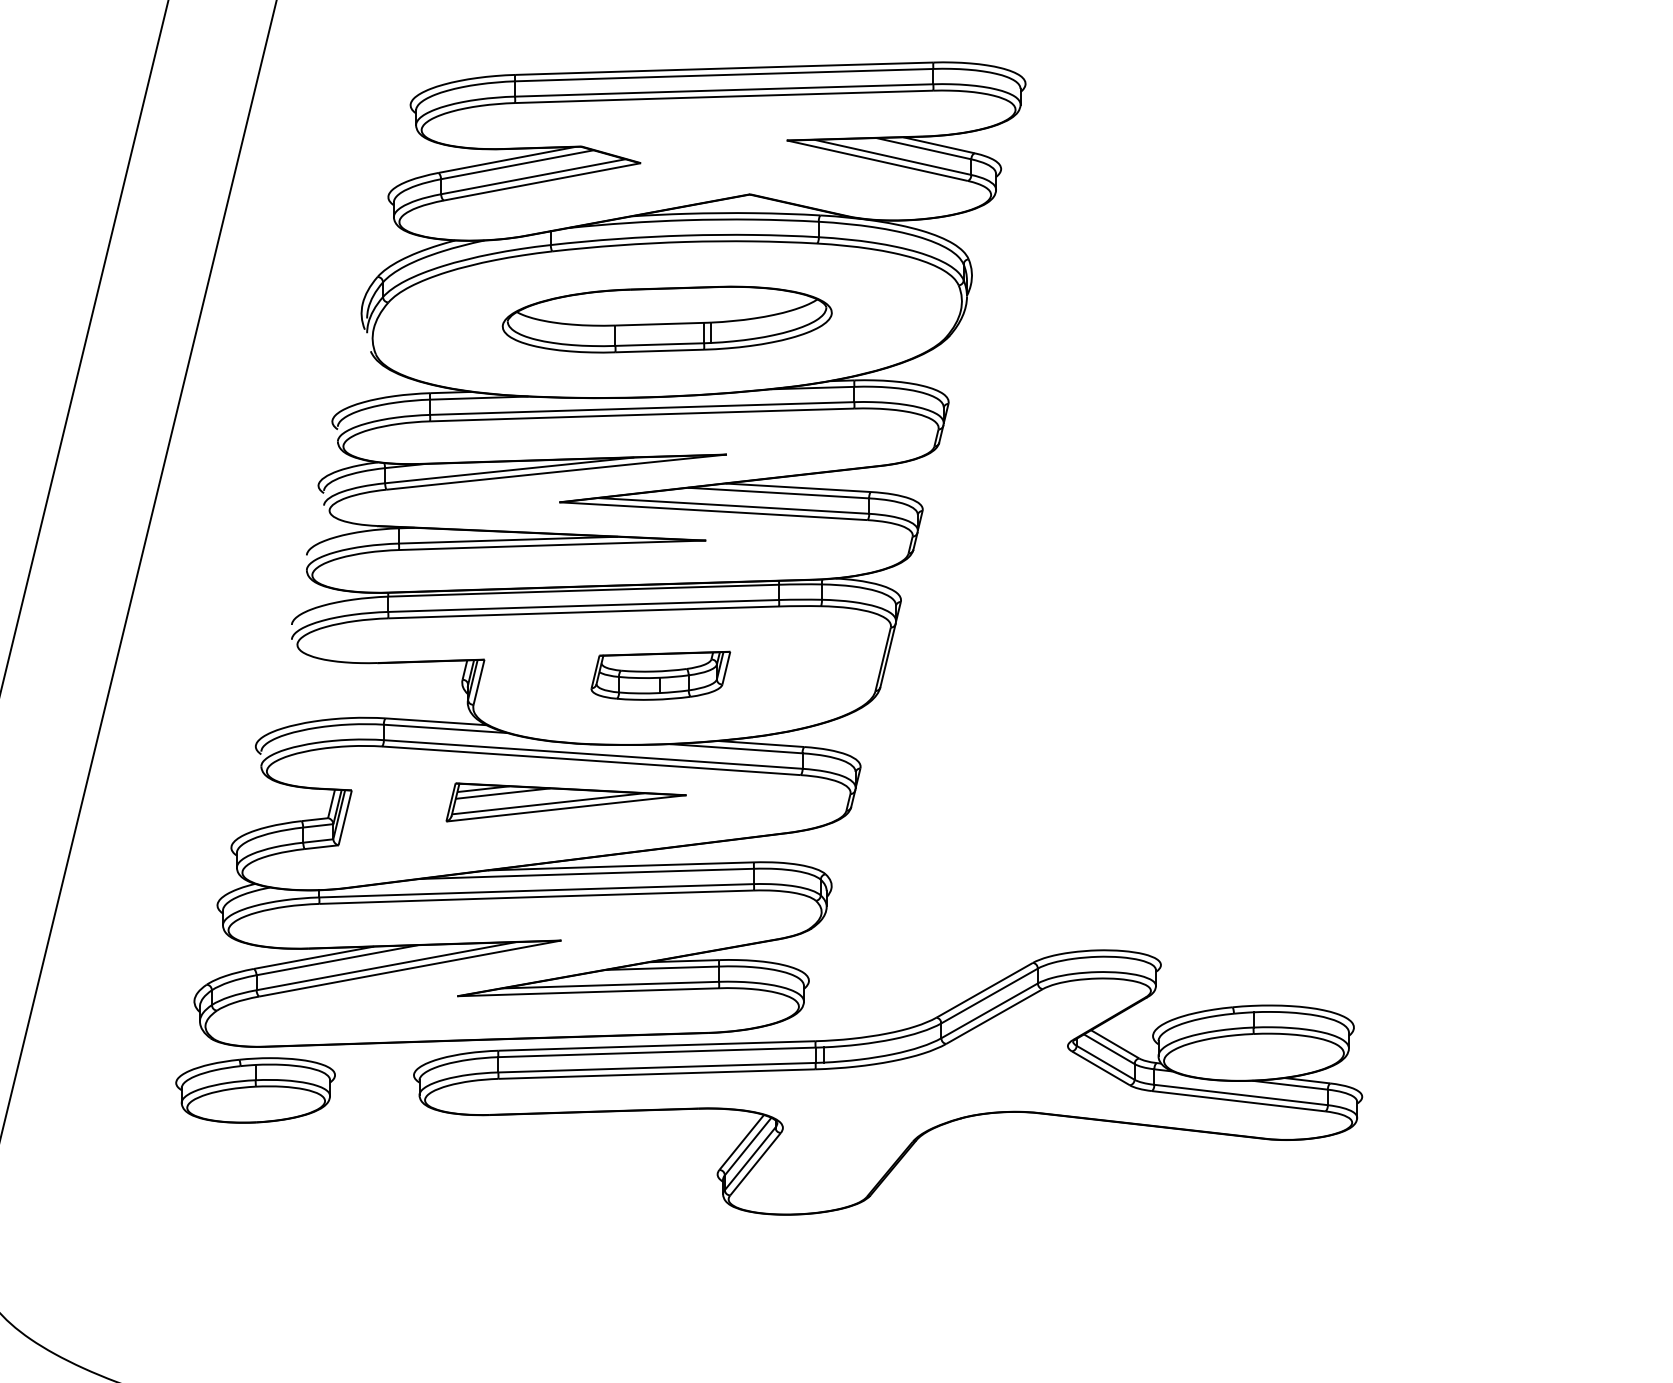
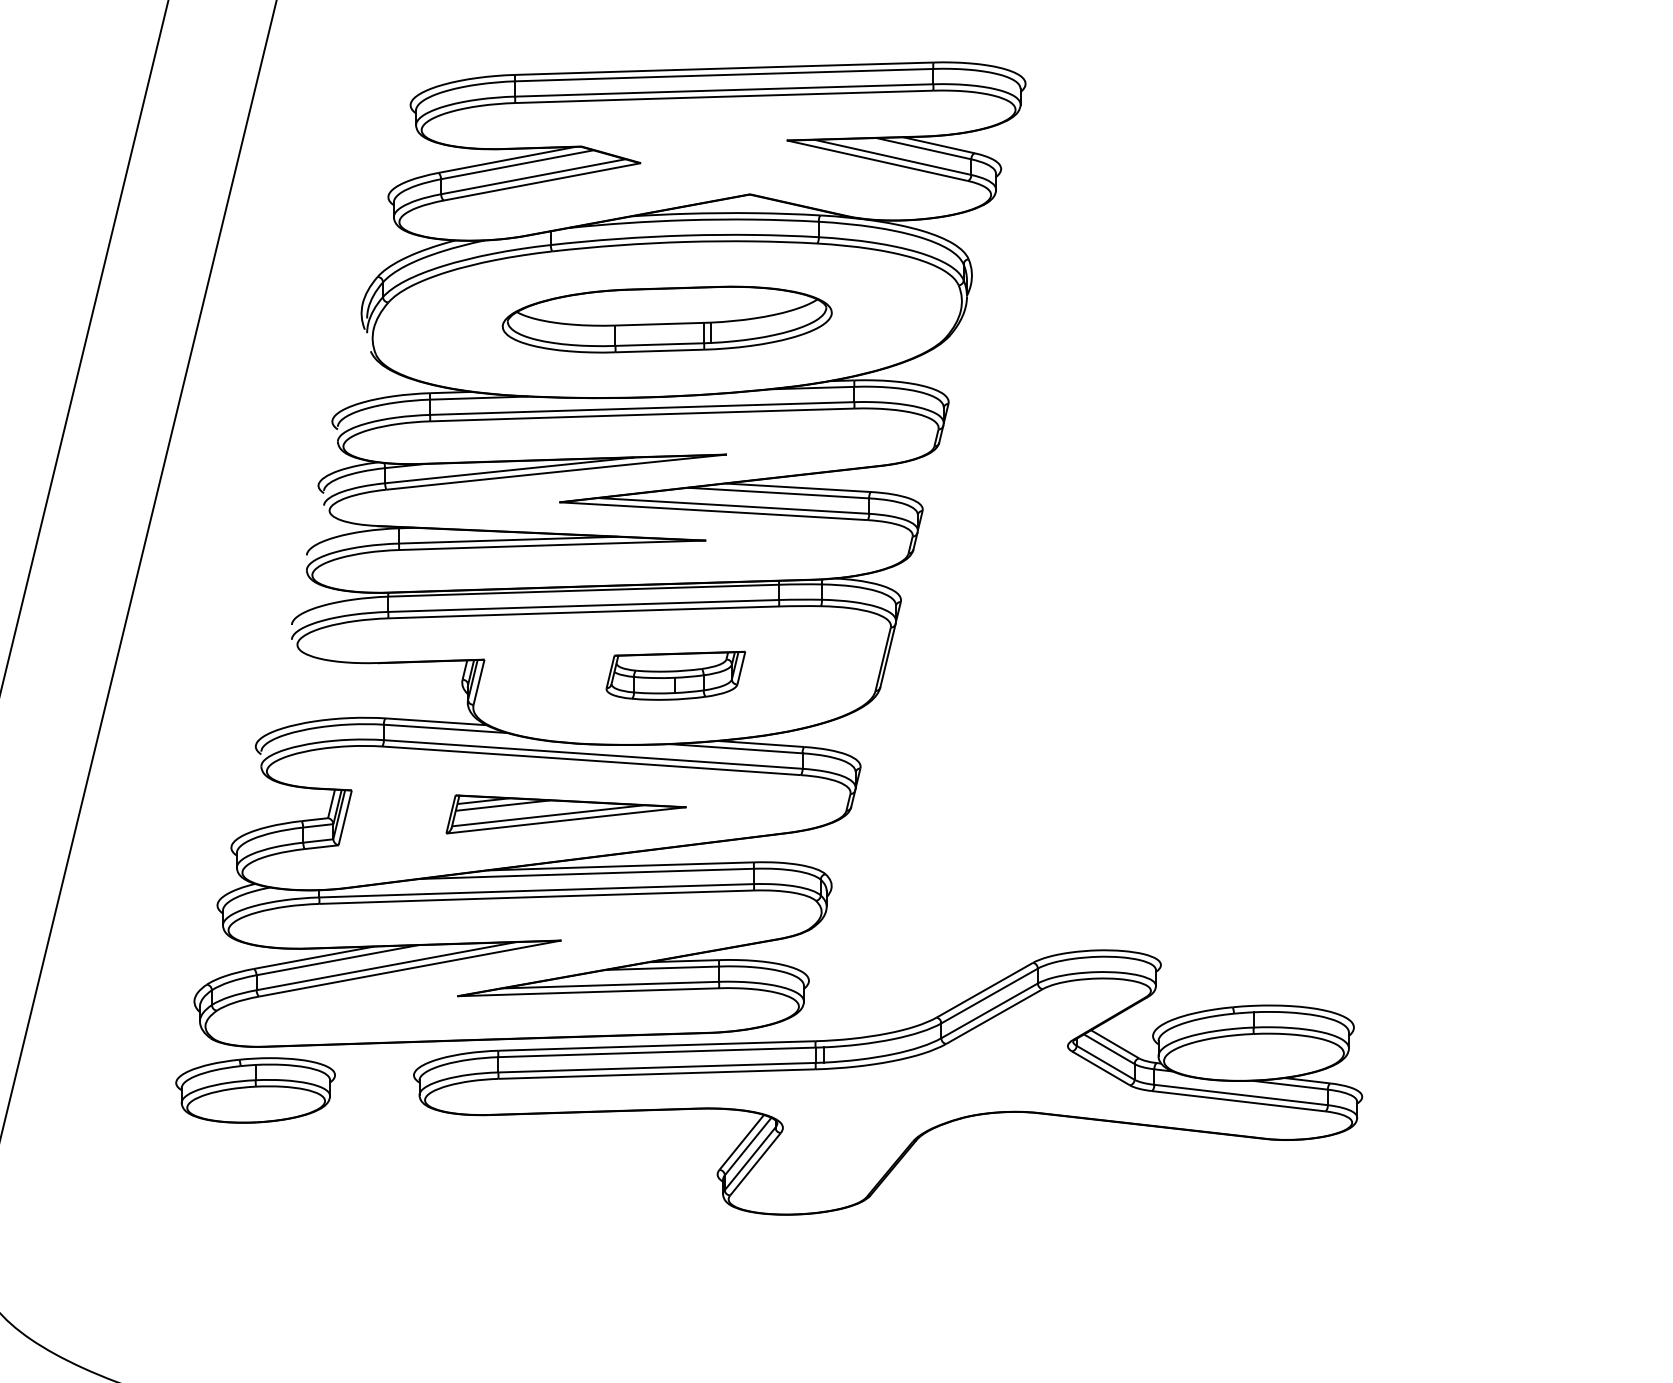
part position: (660, 675) -> (675, 675) (675, 675)
part position: (565, 802) -> (565, 814) (565, 814)
